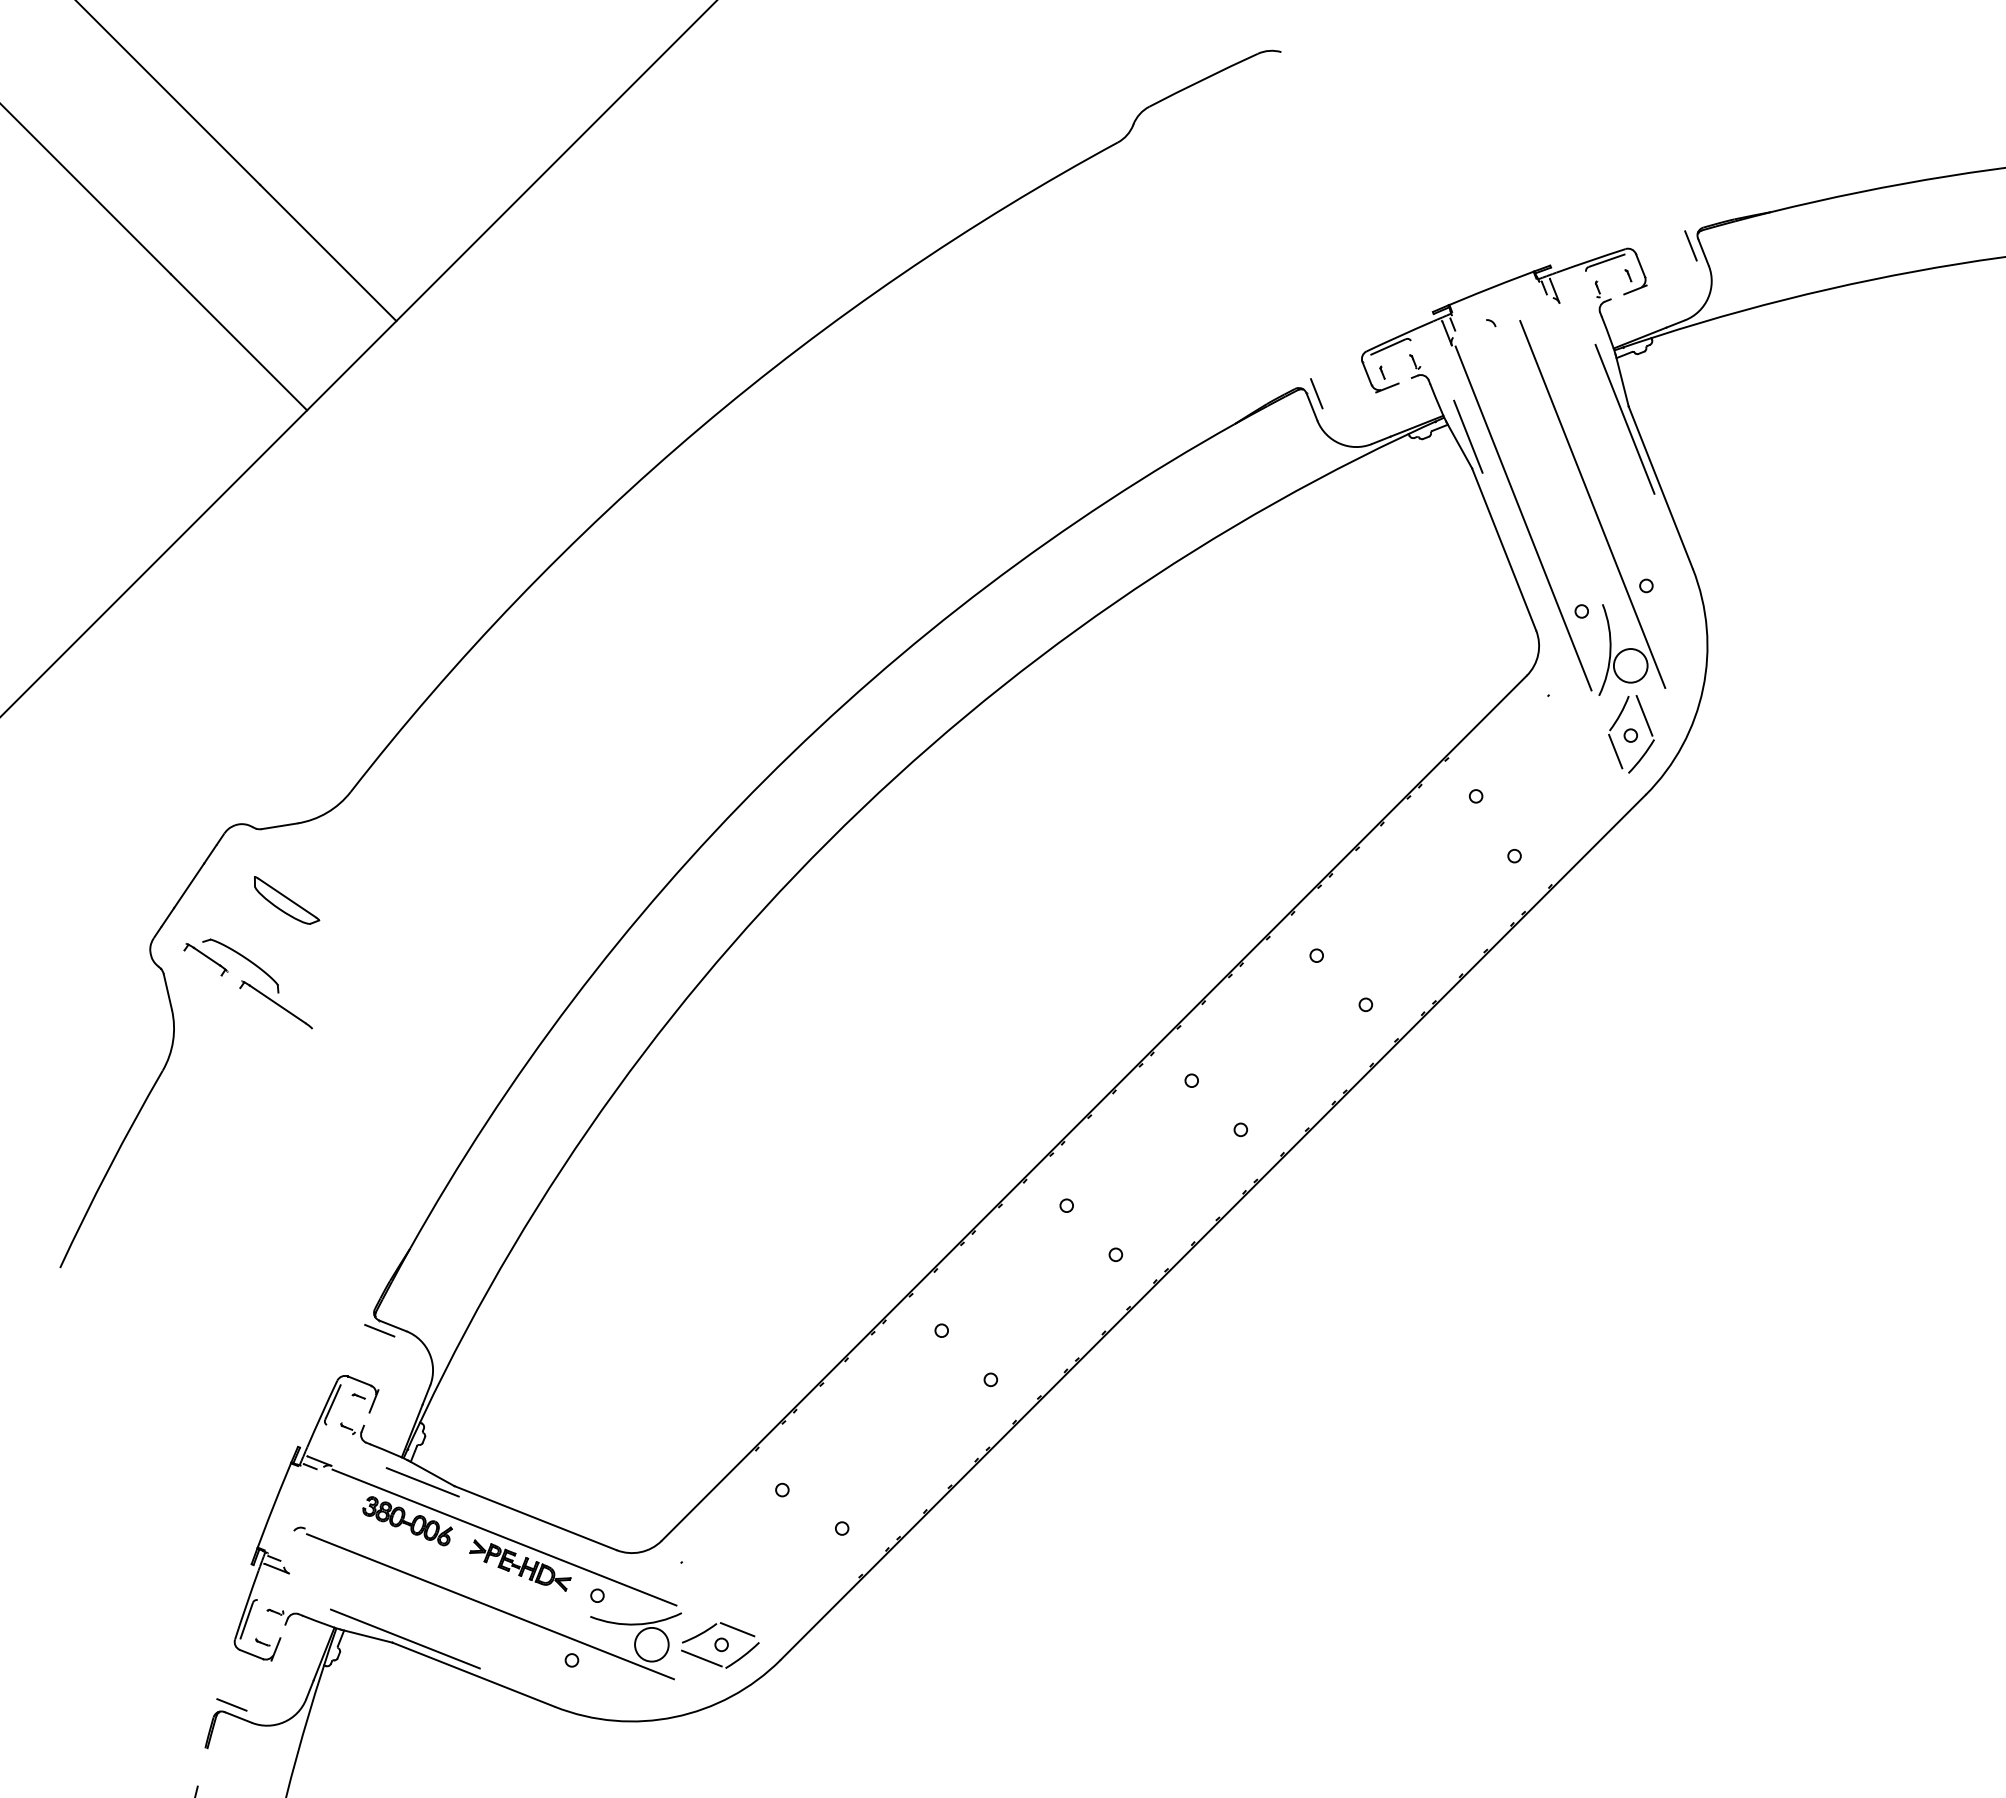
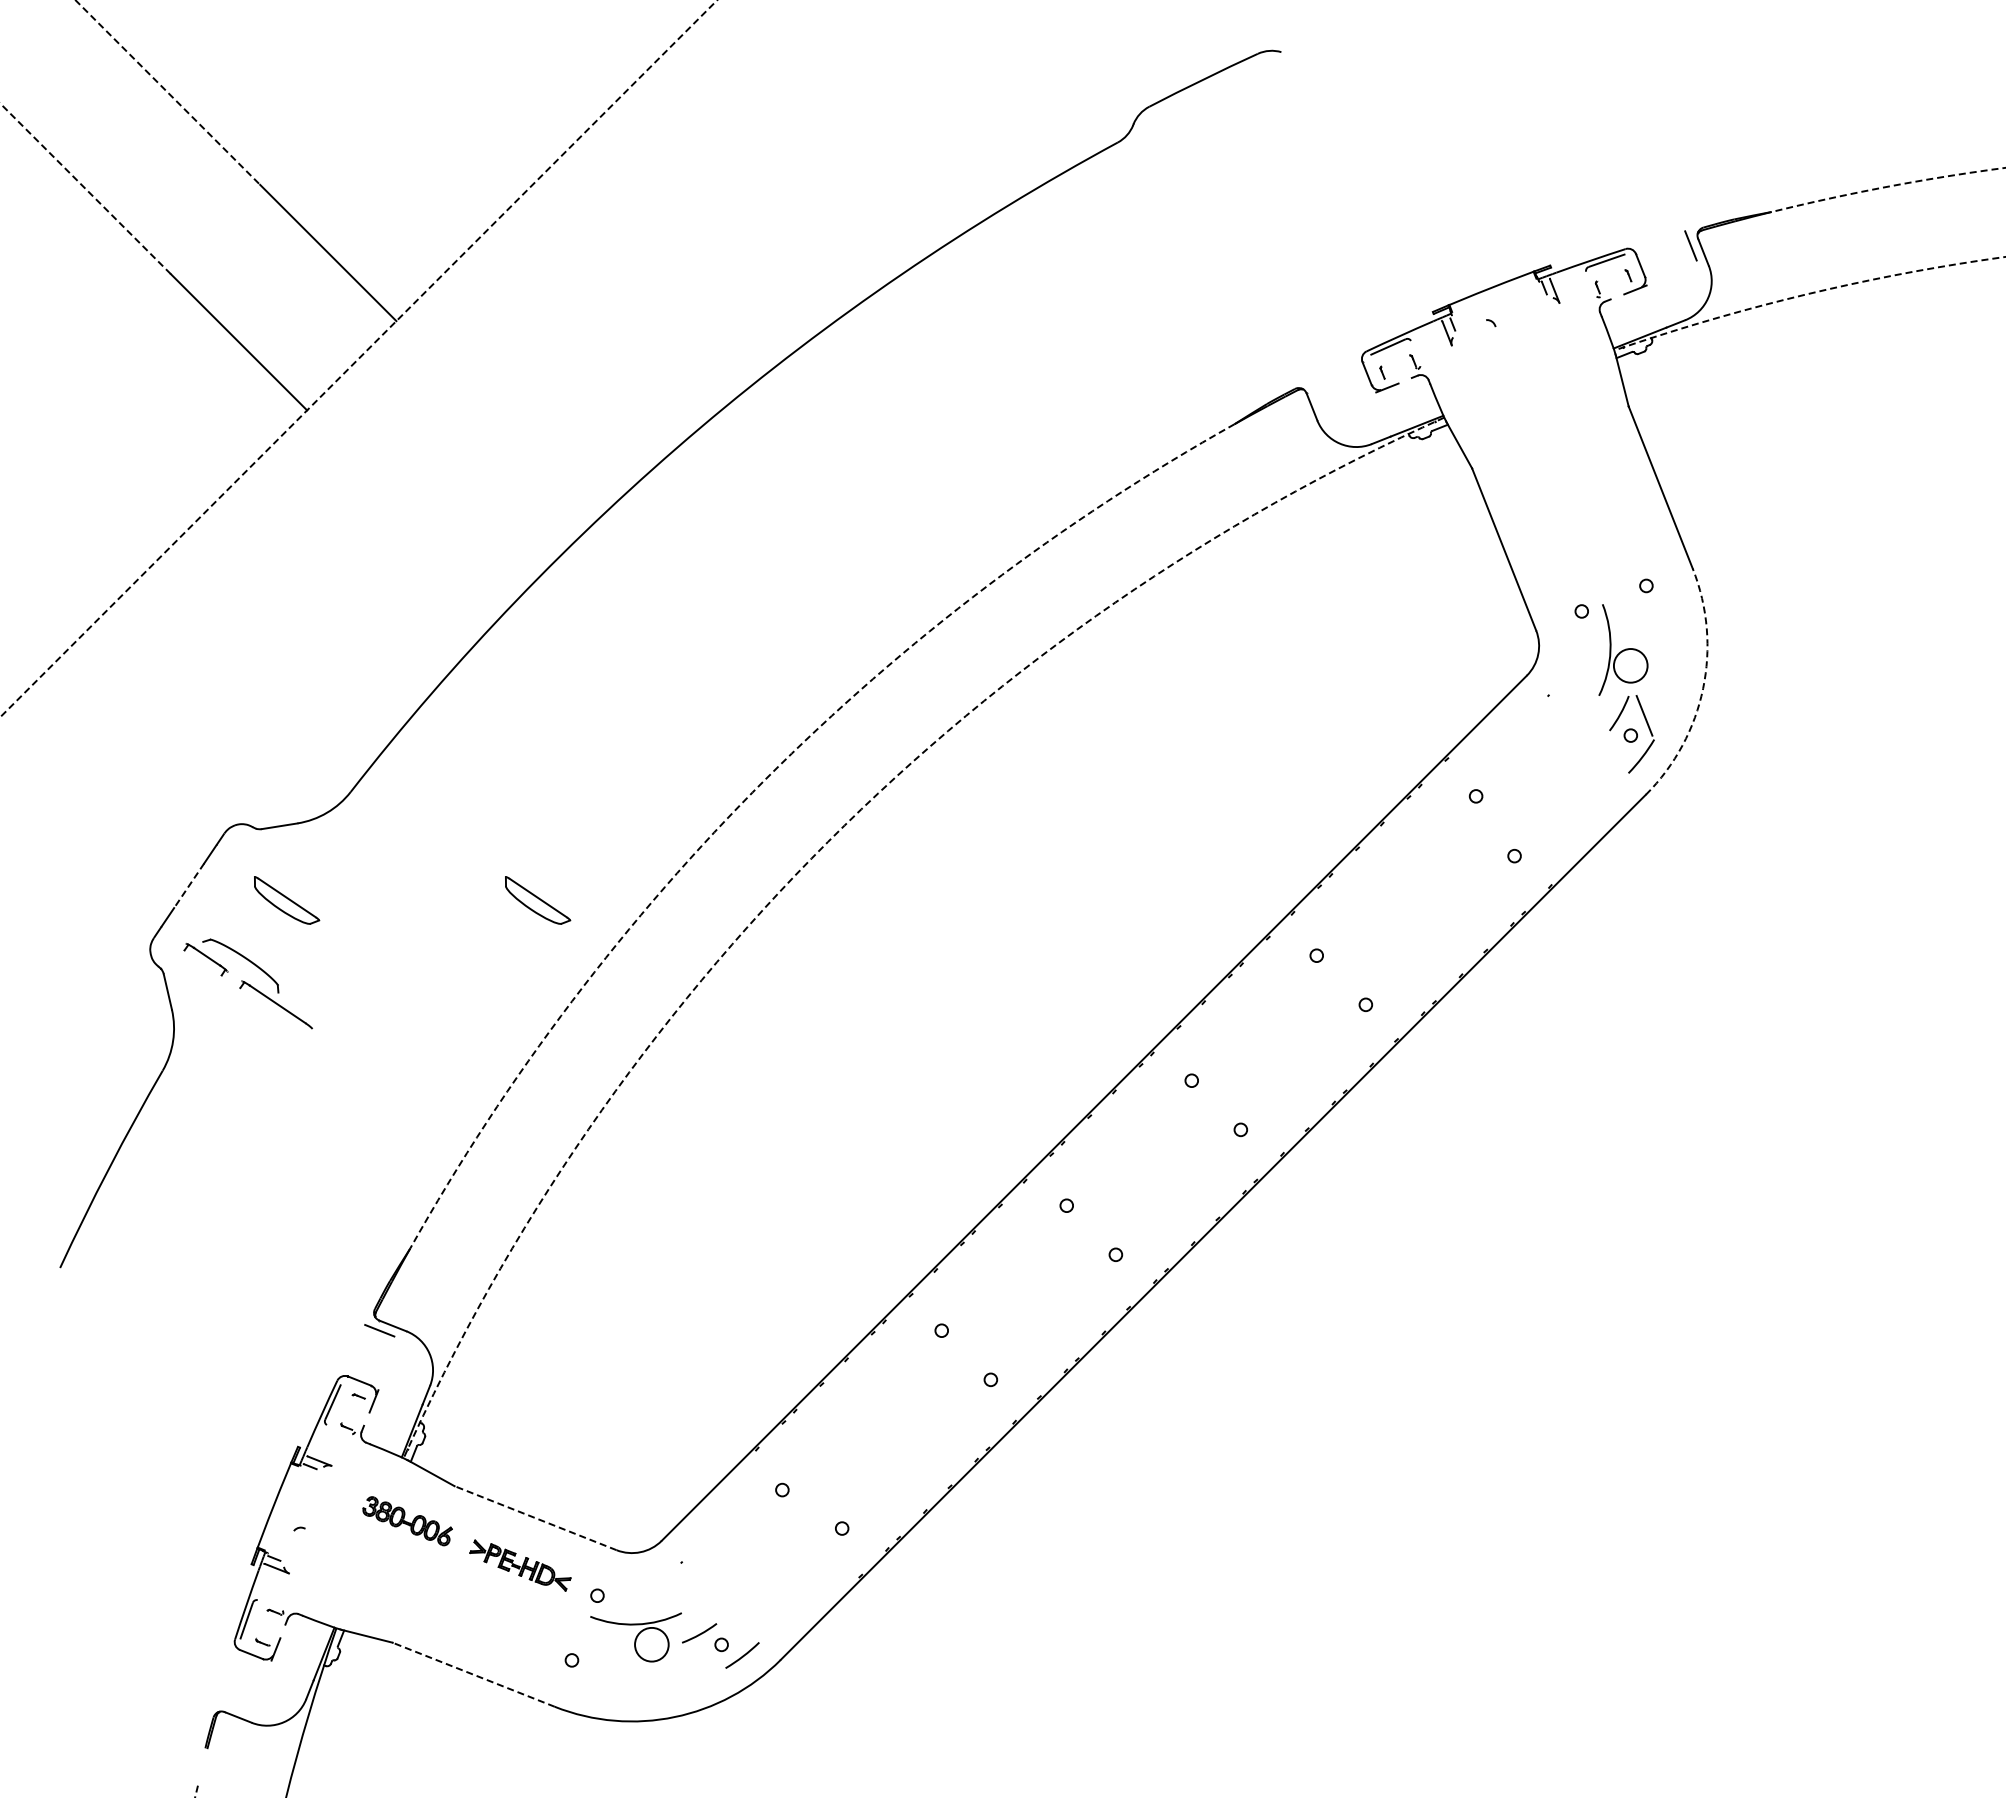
line: solid -> dashed (168, 93)
arc: solid -> dashed (1893, 185)
line: solid -> dashed (85, 188)
arc: solid -> dashed (1808, 294)
line: solid -> dashed (358, 358)
line: present -> none (1316, 393)
line: present -> none (1624, 418)
line: present -> none (1468, 436)
line: present -> none (1592, 504)
line: present -> none (1523, 518)
arc: solid -> dashed (1703, 688)
line: present -> none (1615, 751)
arc: solid -> dashed (765, 779)
arc: solid -> dashed (827, 842)
line: solid -> dashed (189, 885)
part: none -> present (538, 900)
line: present -> none (422, 1482)
line: solid -> dashed (535, 1517)
line: present -> none (504, 1537)
line: present -> none (490, 1606)
line: present -> none (737, 1629)
line: present -> none (404, 1638)
line: present -> none (701, 1658)
line: solid -> dashed (473, 1674)
line: present -> none (231, 1704)
